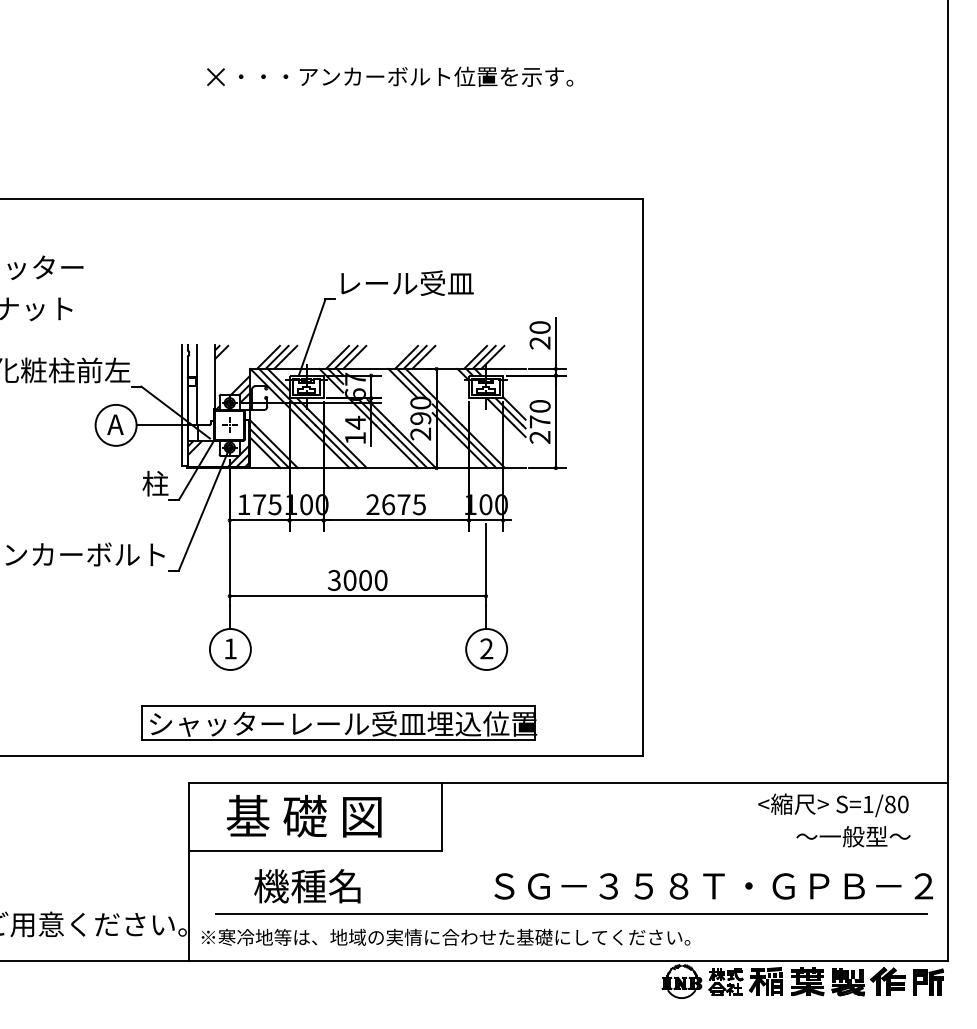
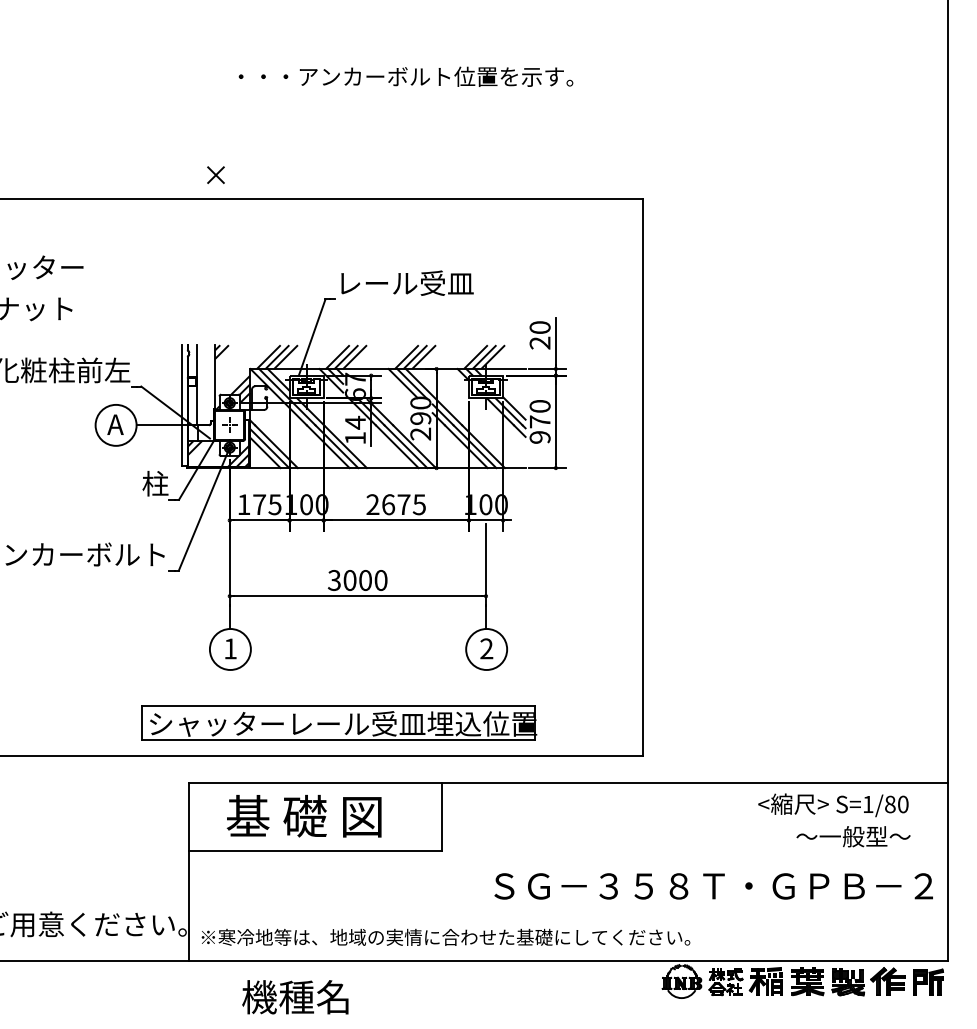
part position: (215, 76) -> (215, 174) (215, 174)
text: 270 -> 970 (540, 437)
text position: (307, 886) -> (295, 997) (295, 997)
line: present -> none (571, 913)
